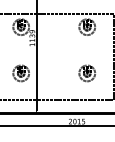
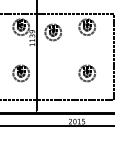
part: none -> present (52, 32)
